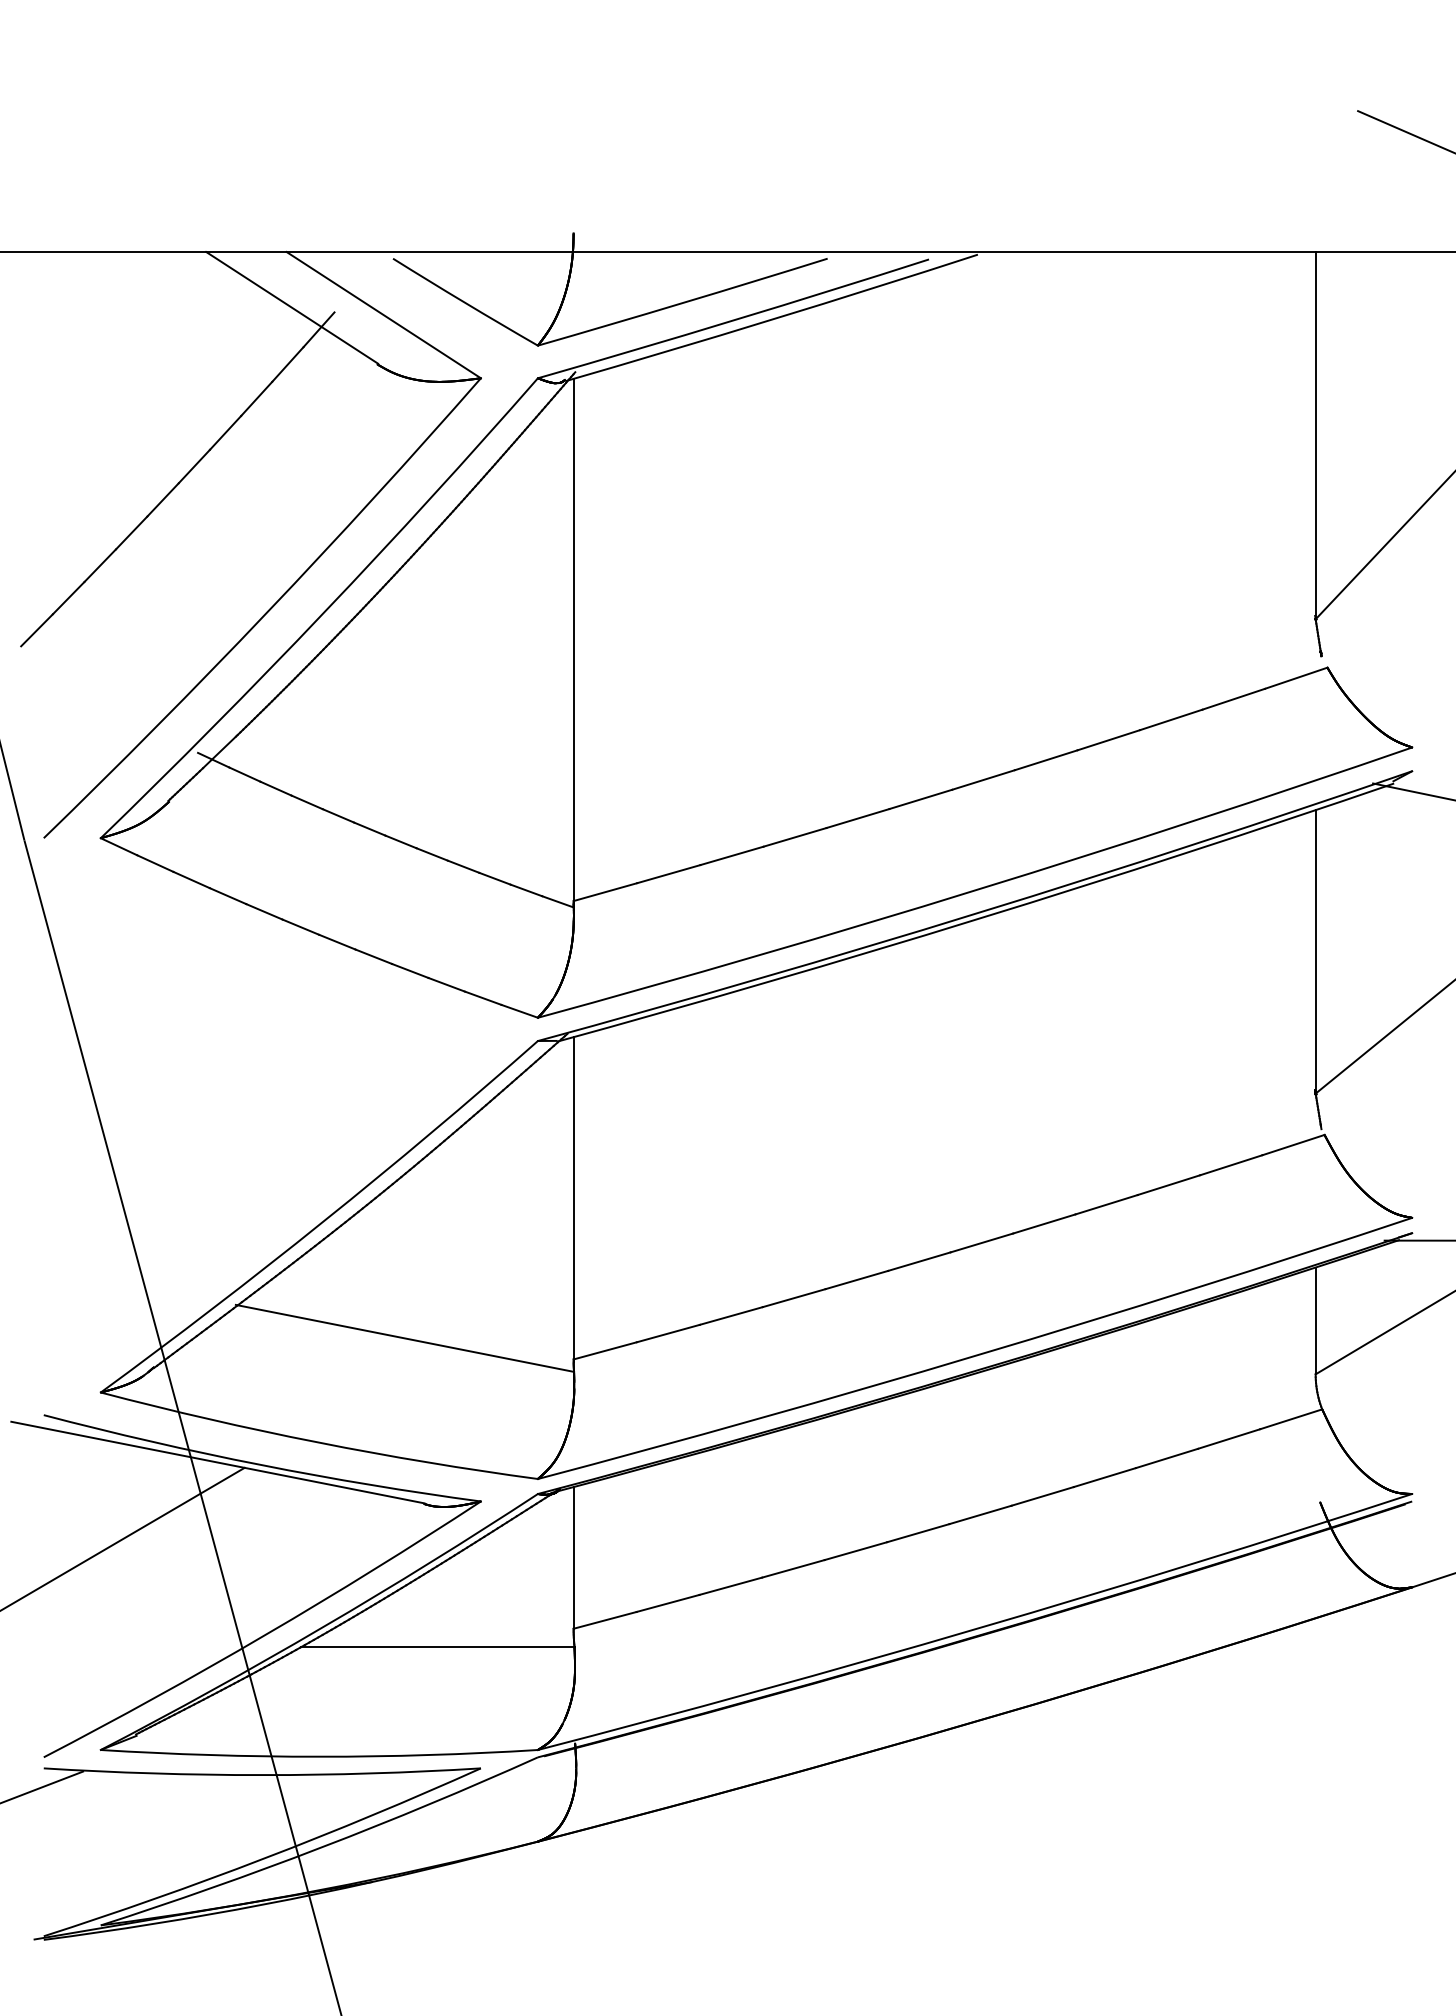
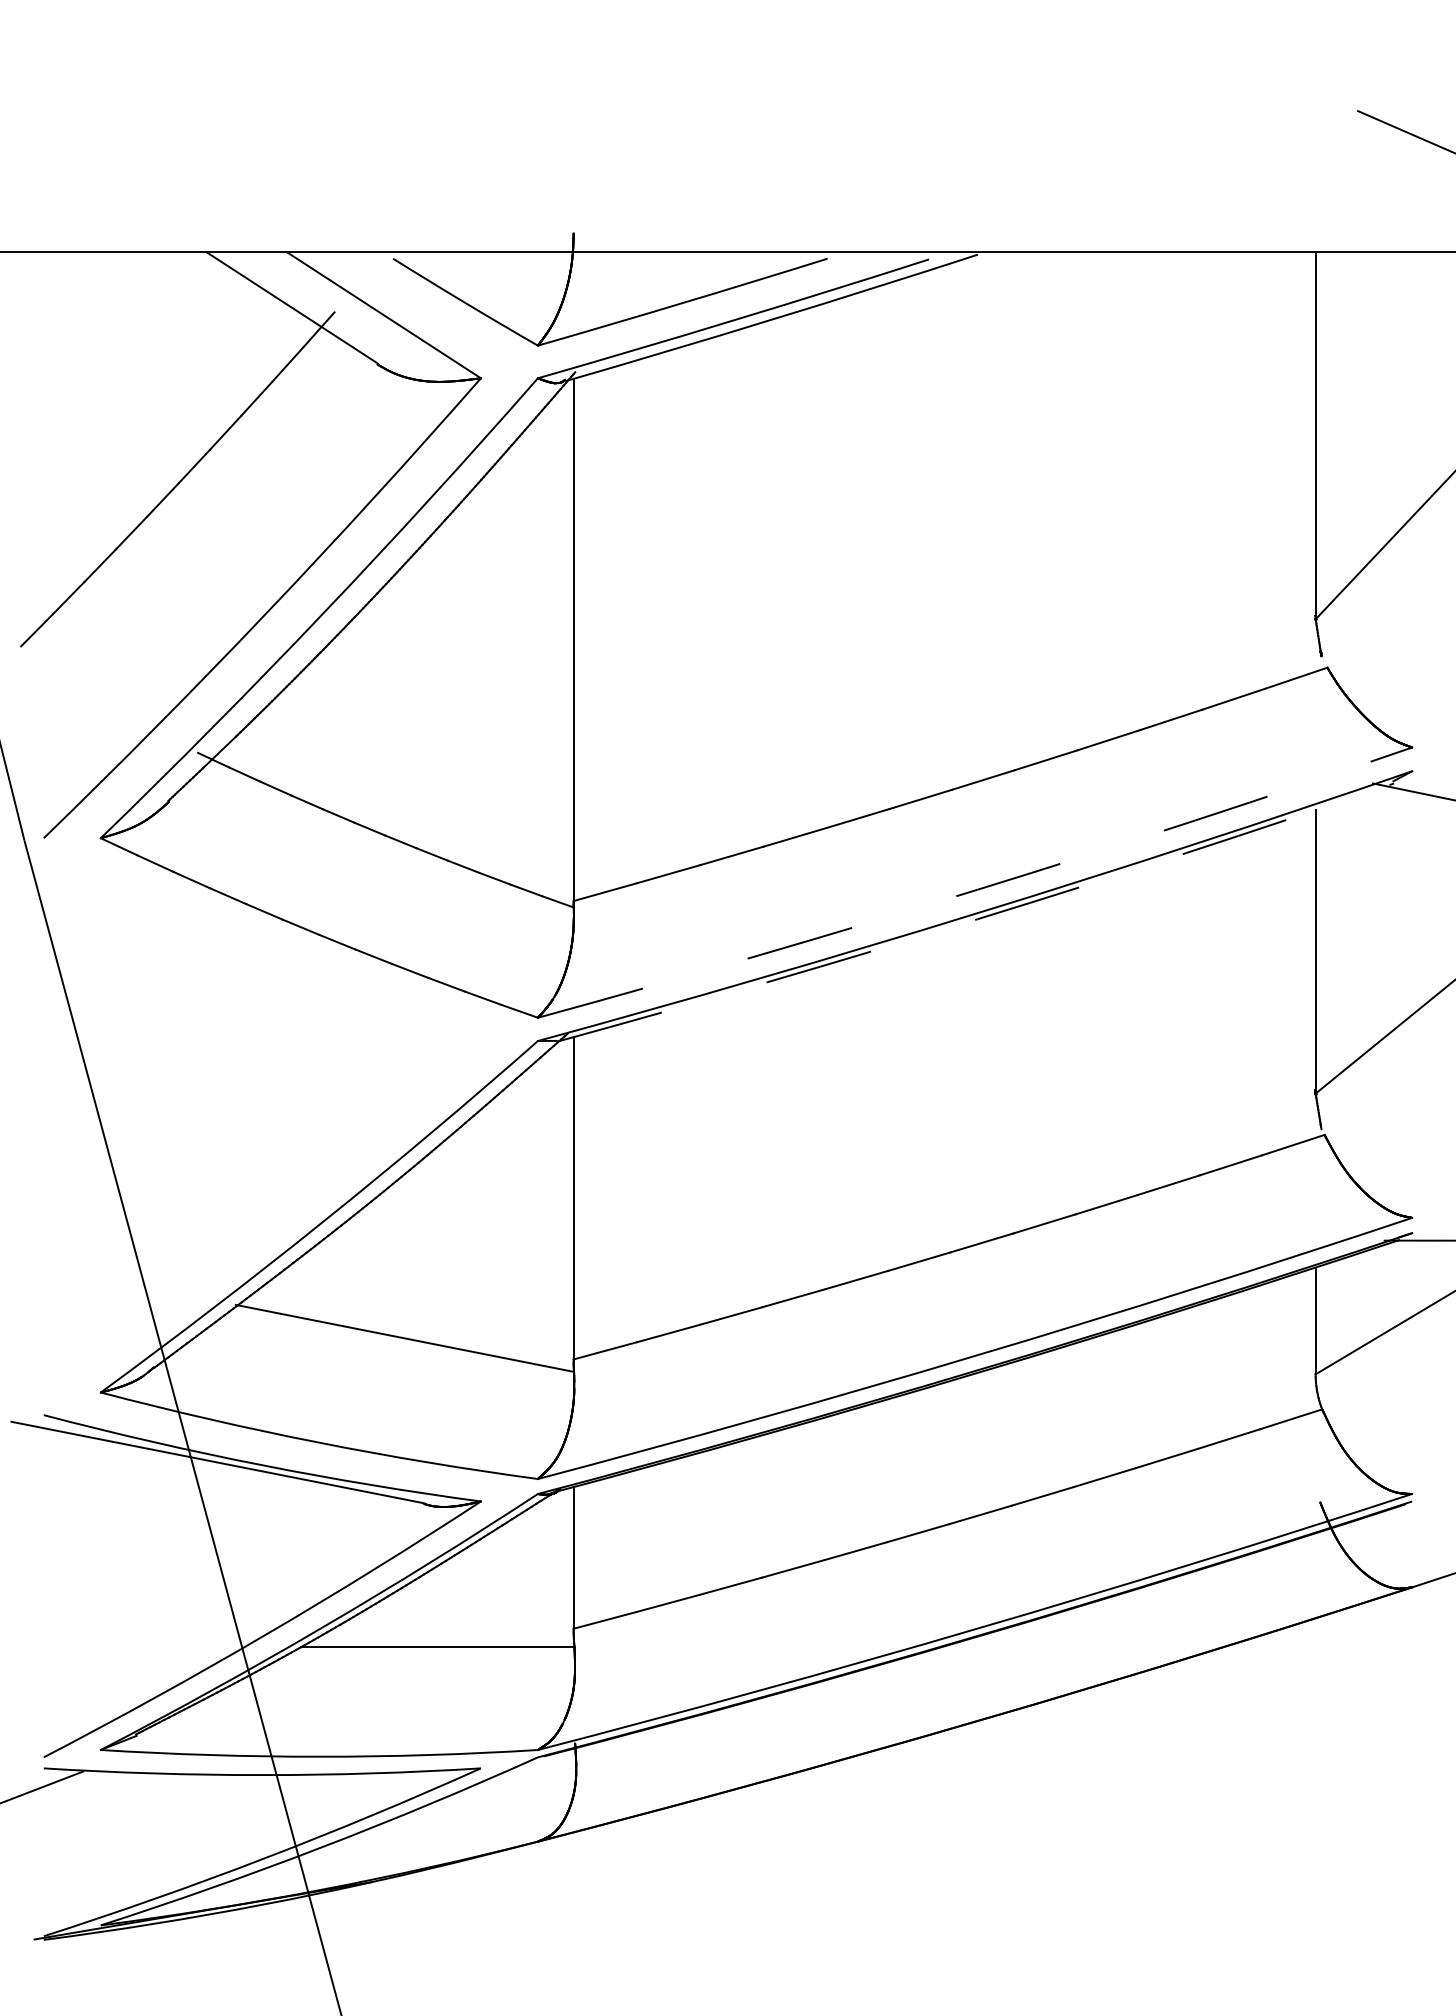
arc: solid -> dashed (977, 889)
arc: solid -> dashed (977, 919)
line: present -> none (123, 1538)
